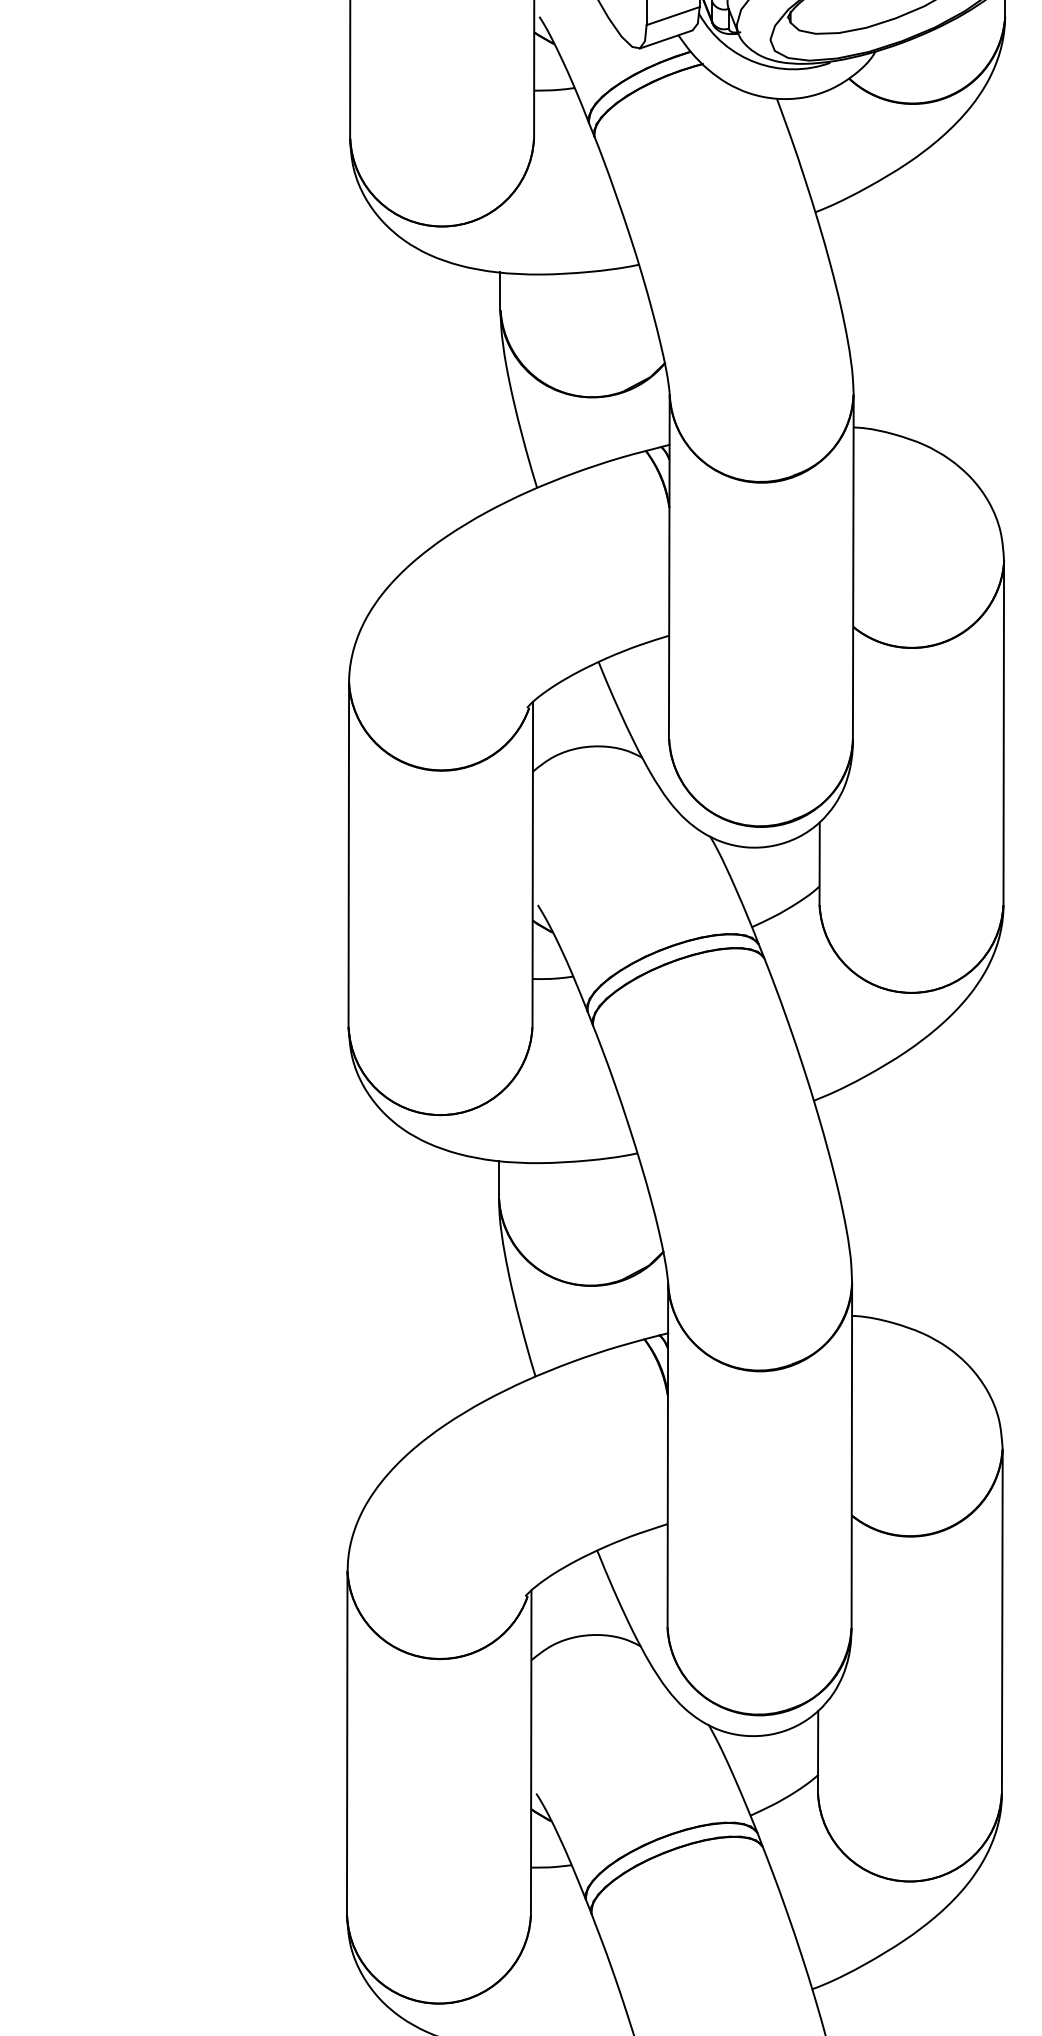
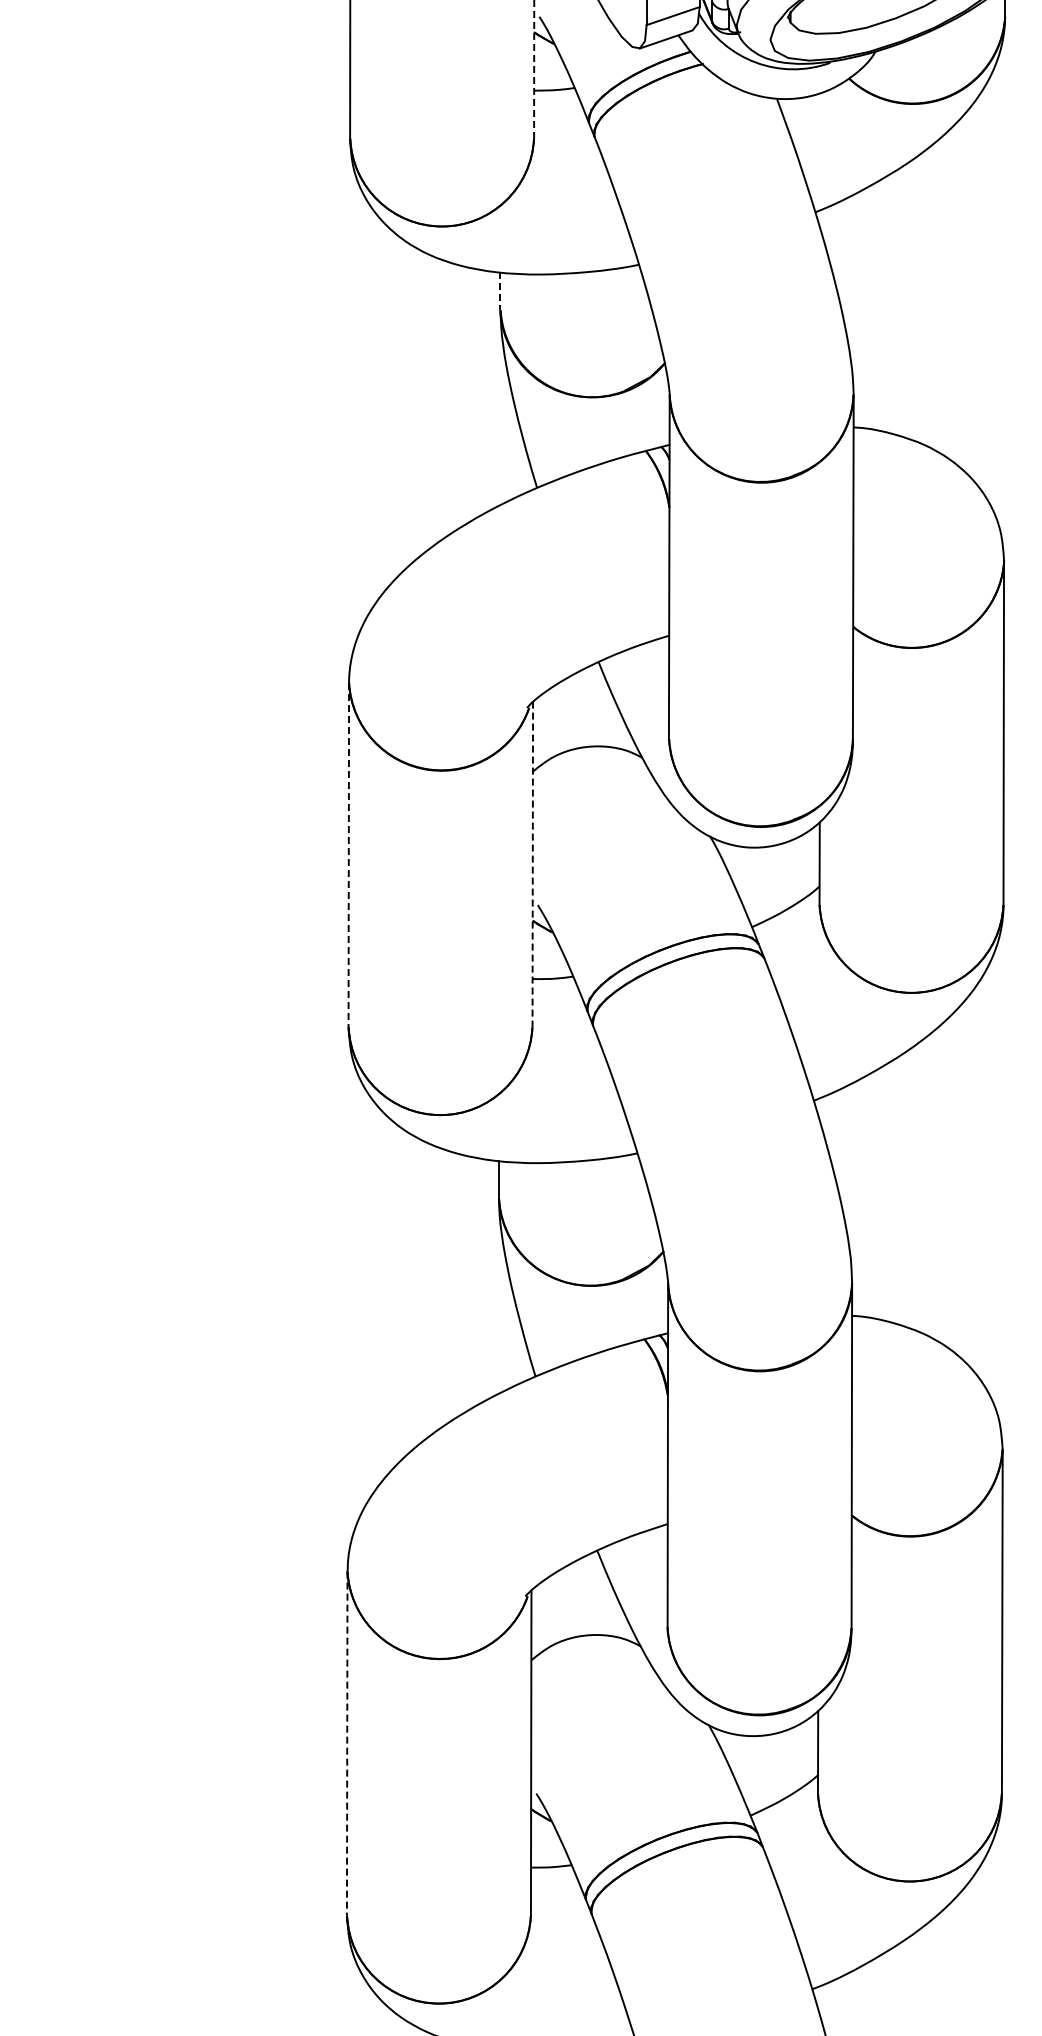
line: solid -> dashed (534, 69)
line: solid -> dashed (500, 291)
line: solid -> dashed (348, 855)
line: solid -> dashed (532, 864)
line: solid -> dashed (347, 1744)
